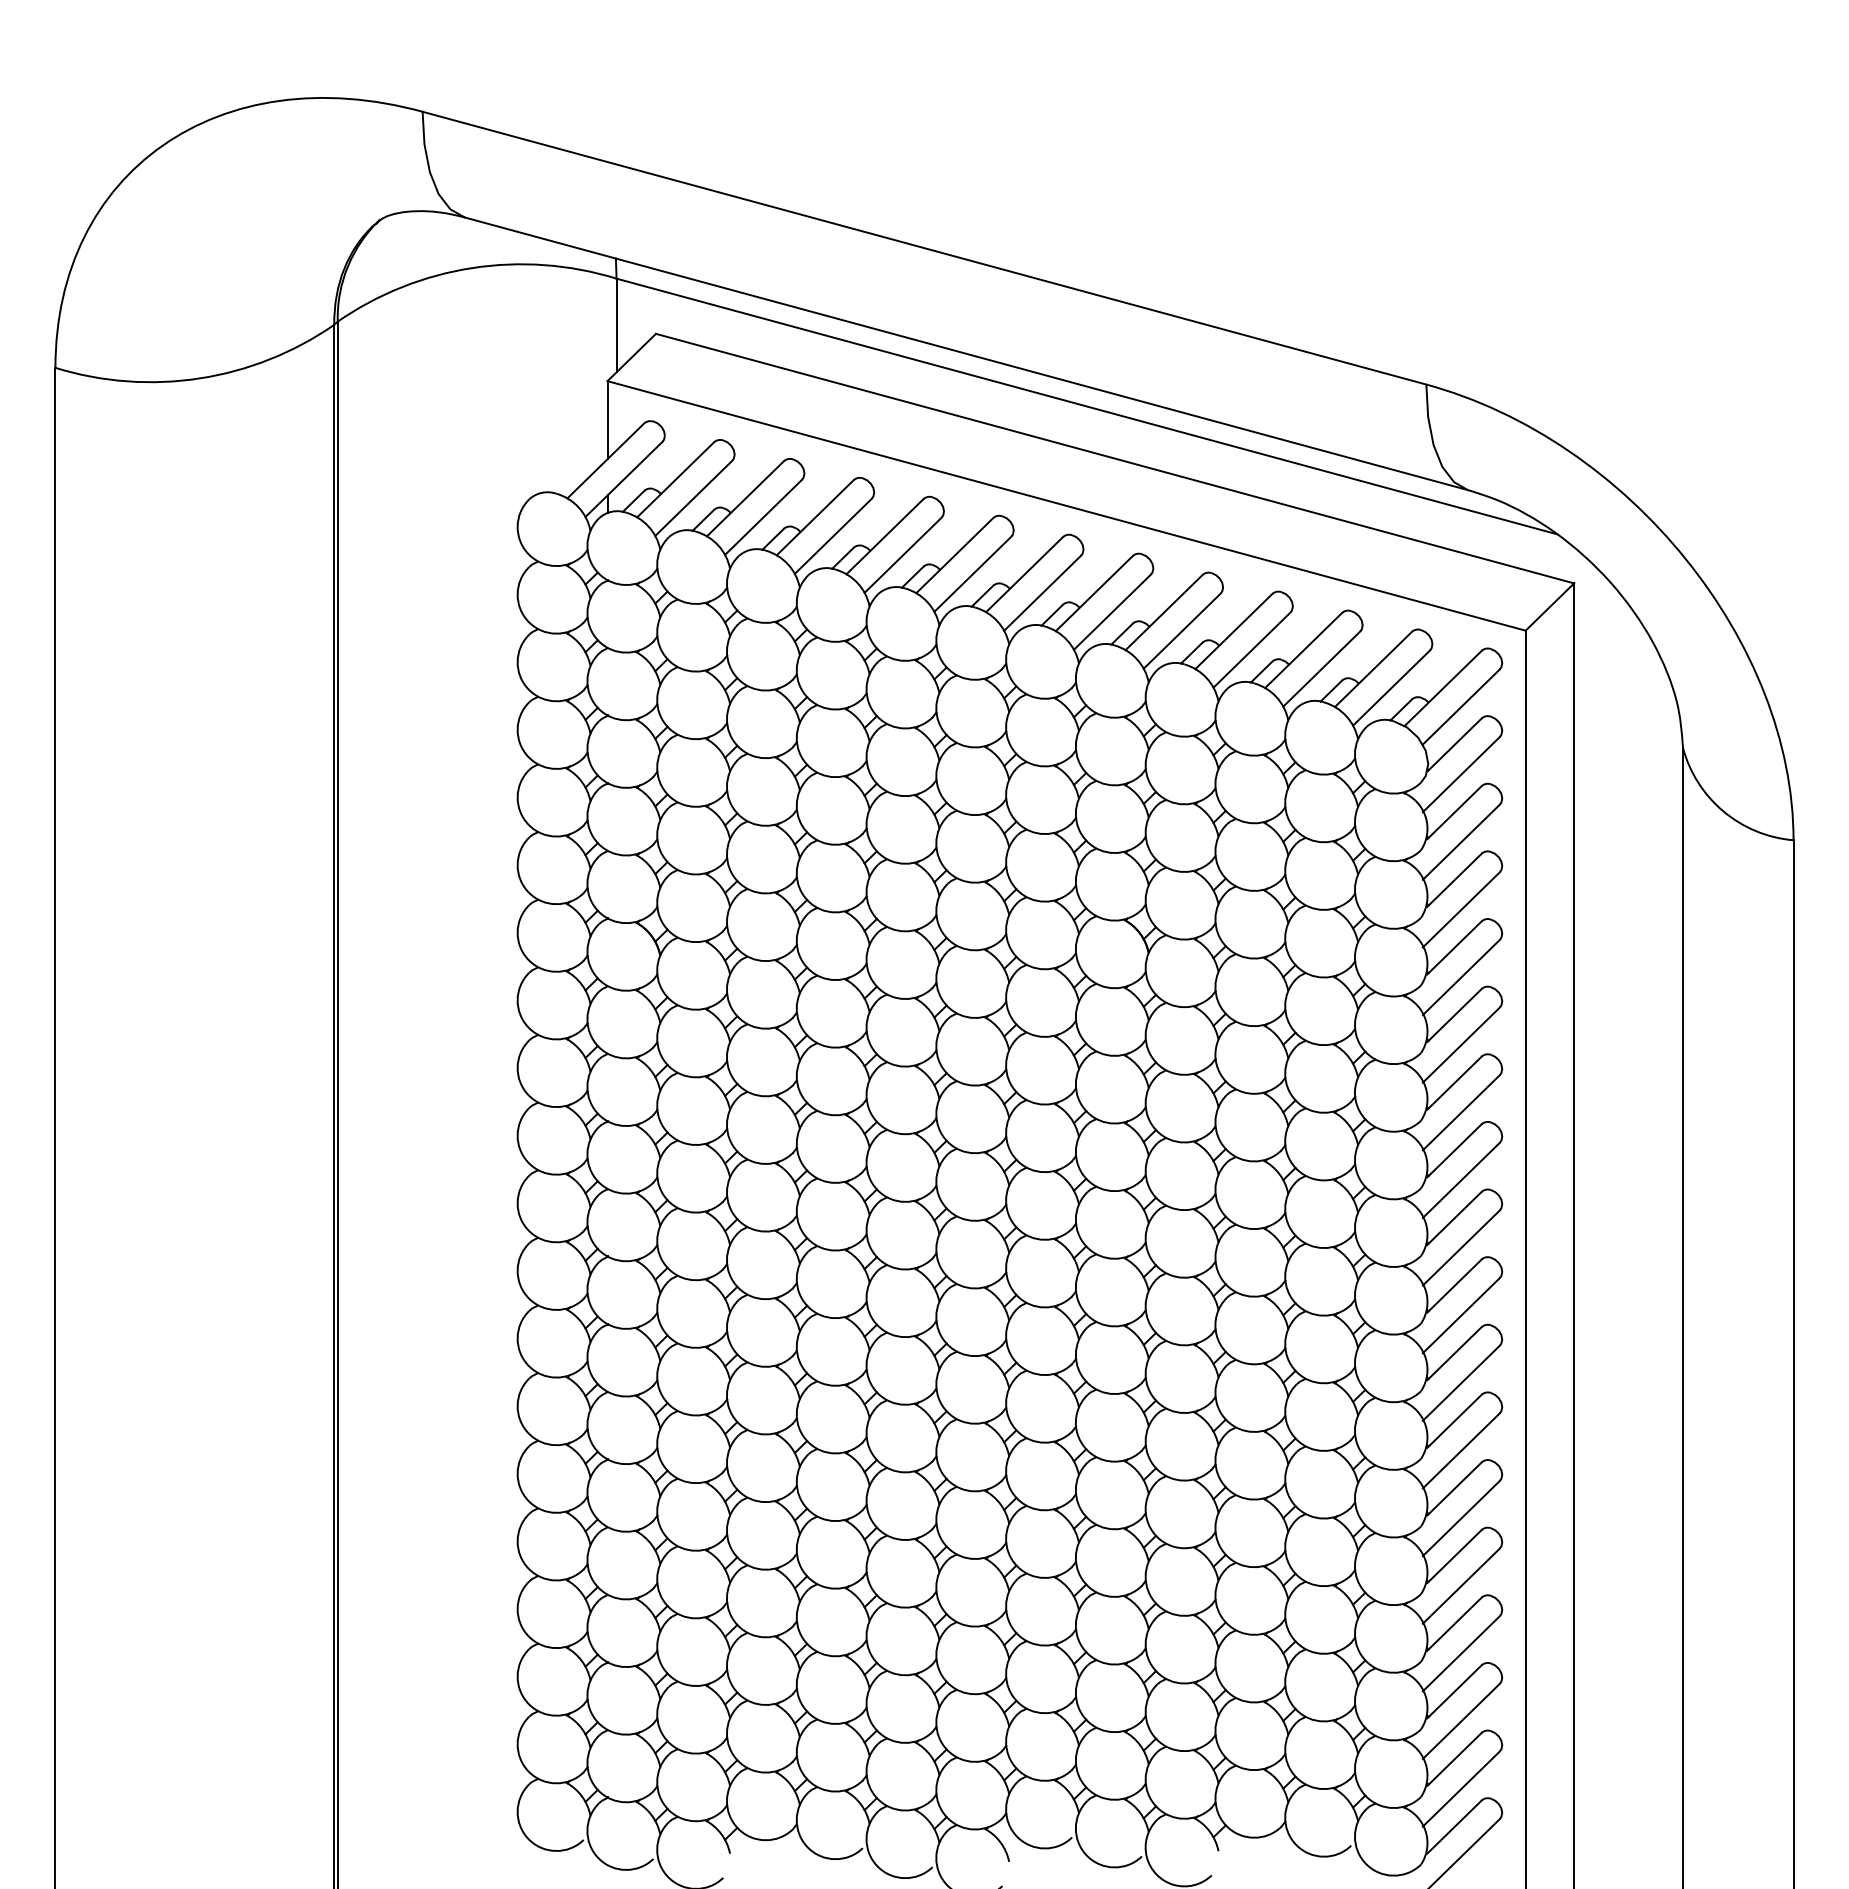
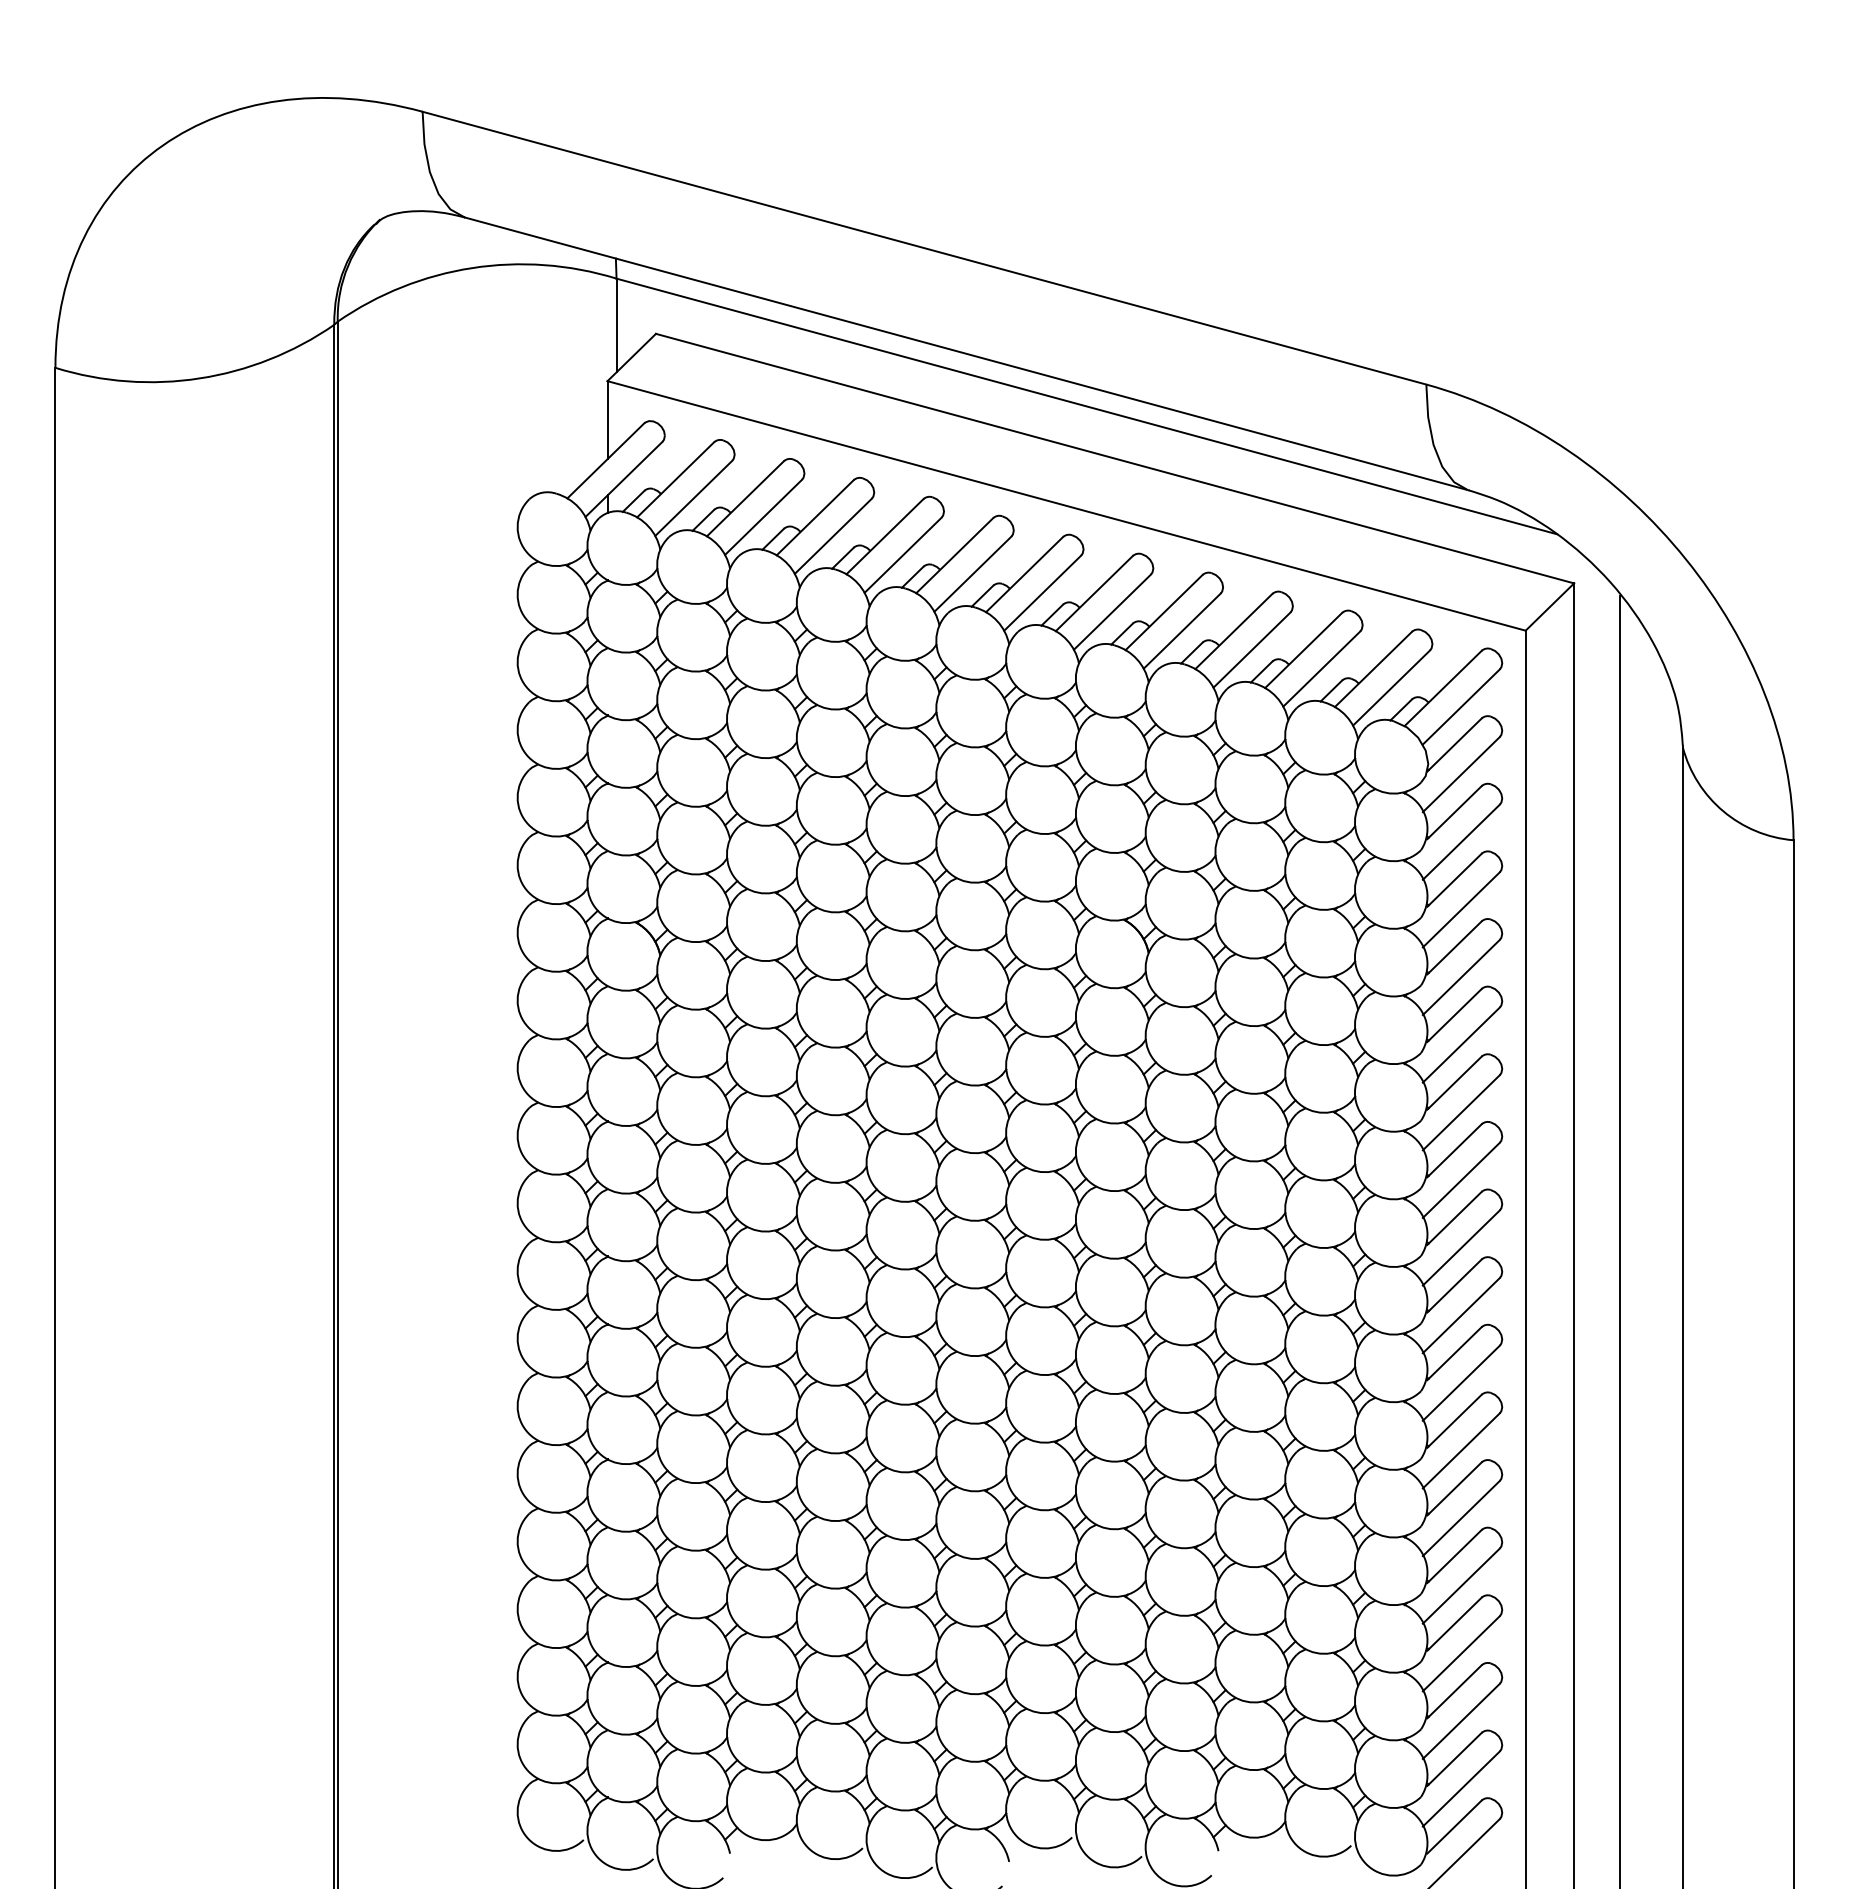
line: none -> present (1620, 1240)
